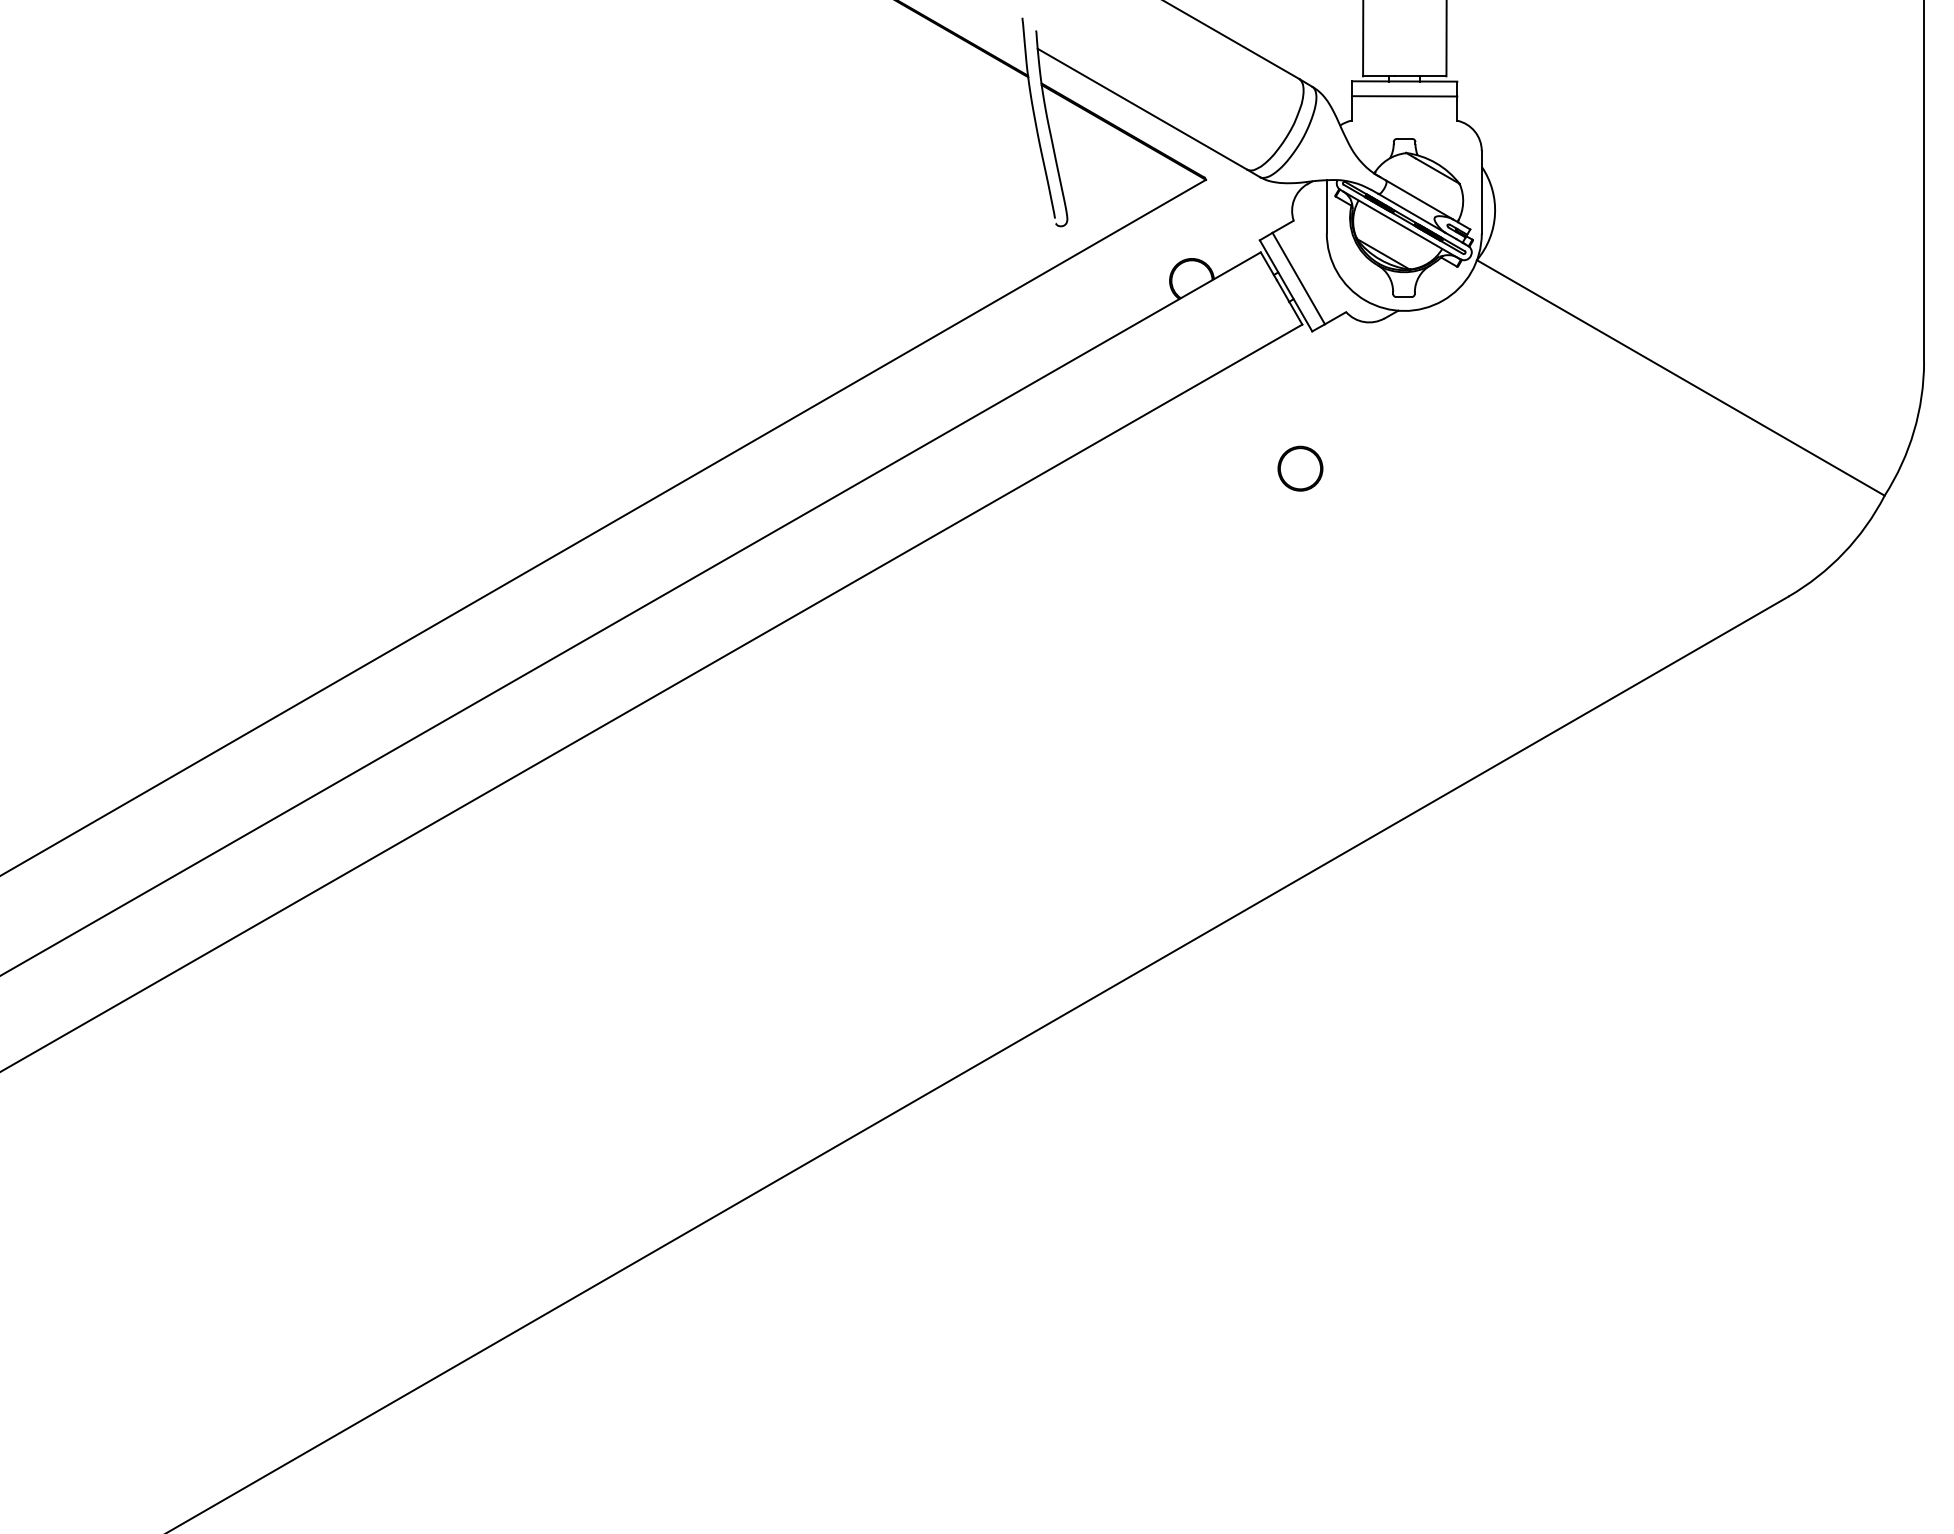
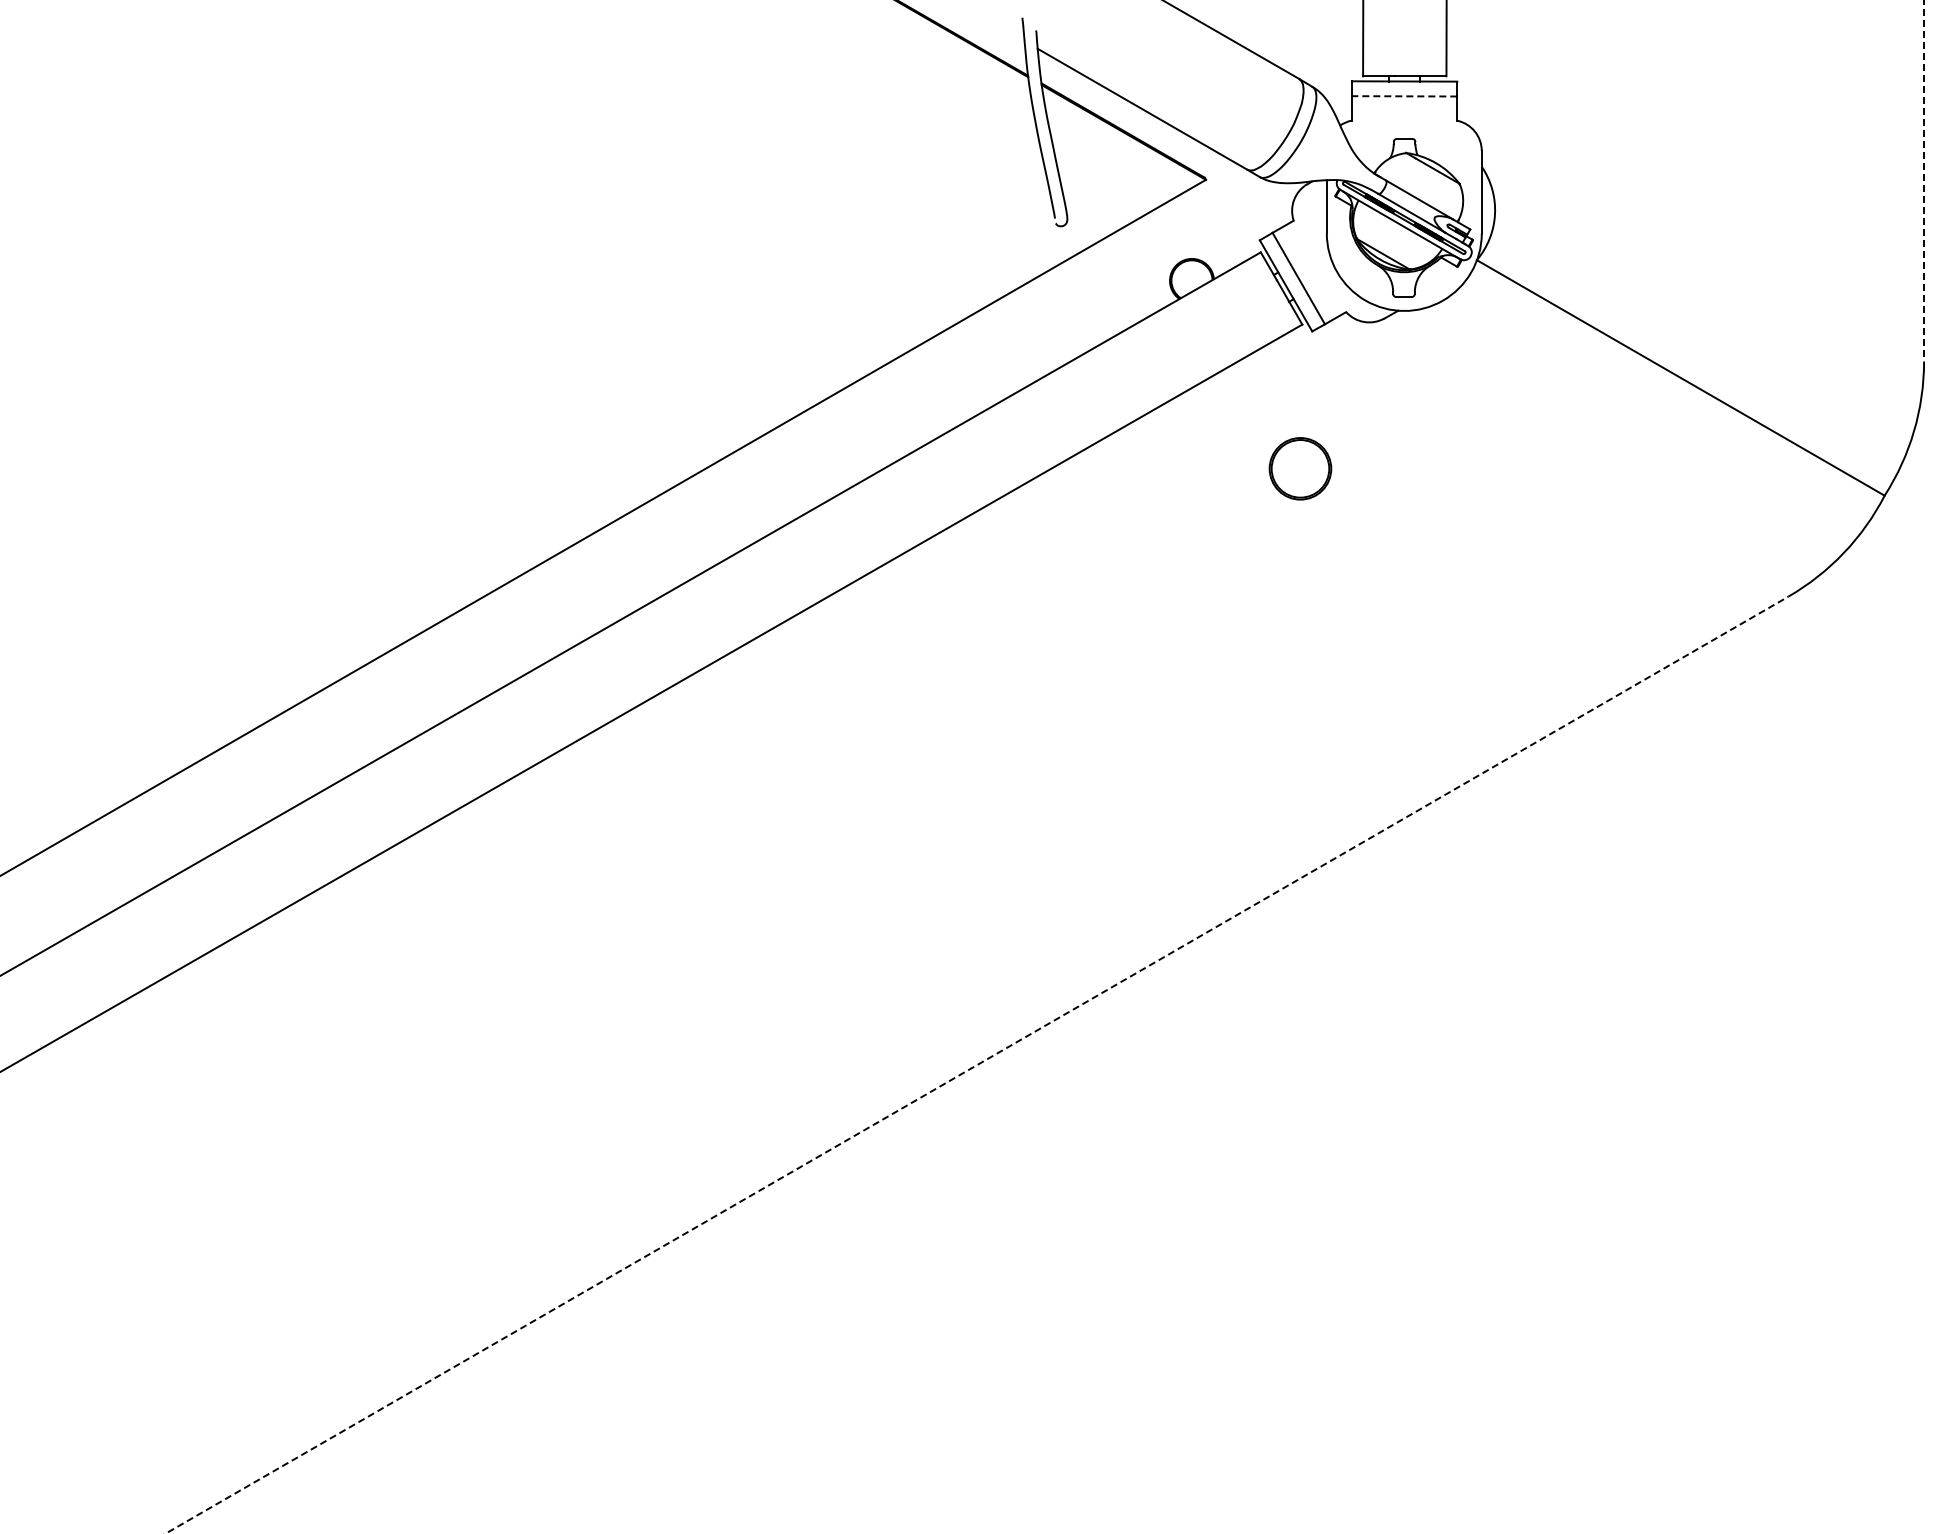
line: solid -> dashed (1404, 96)
line: solid -> dashed (1924, 181)
circle size: 47x47 px -> 65x64 px (1300, 468)
line: solid -> dashed (977, 1065)
